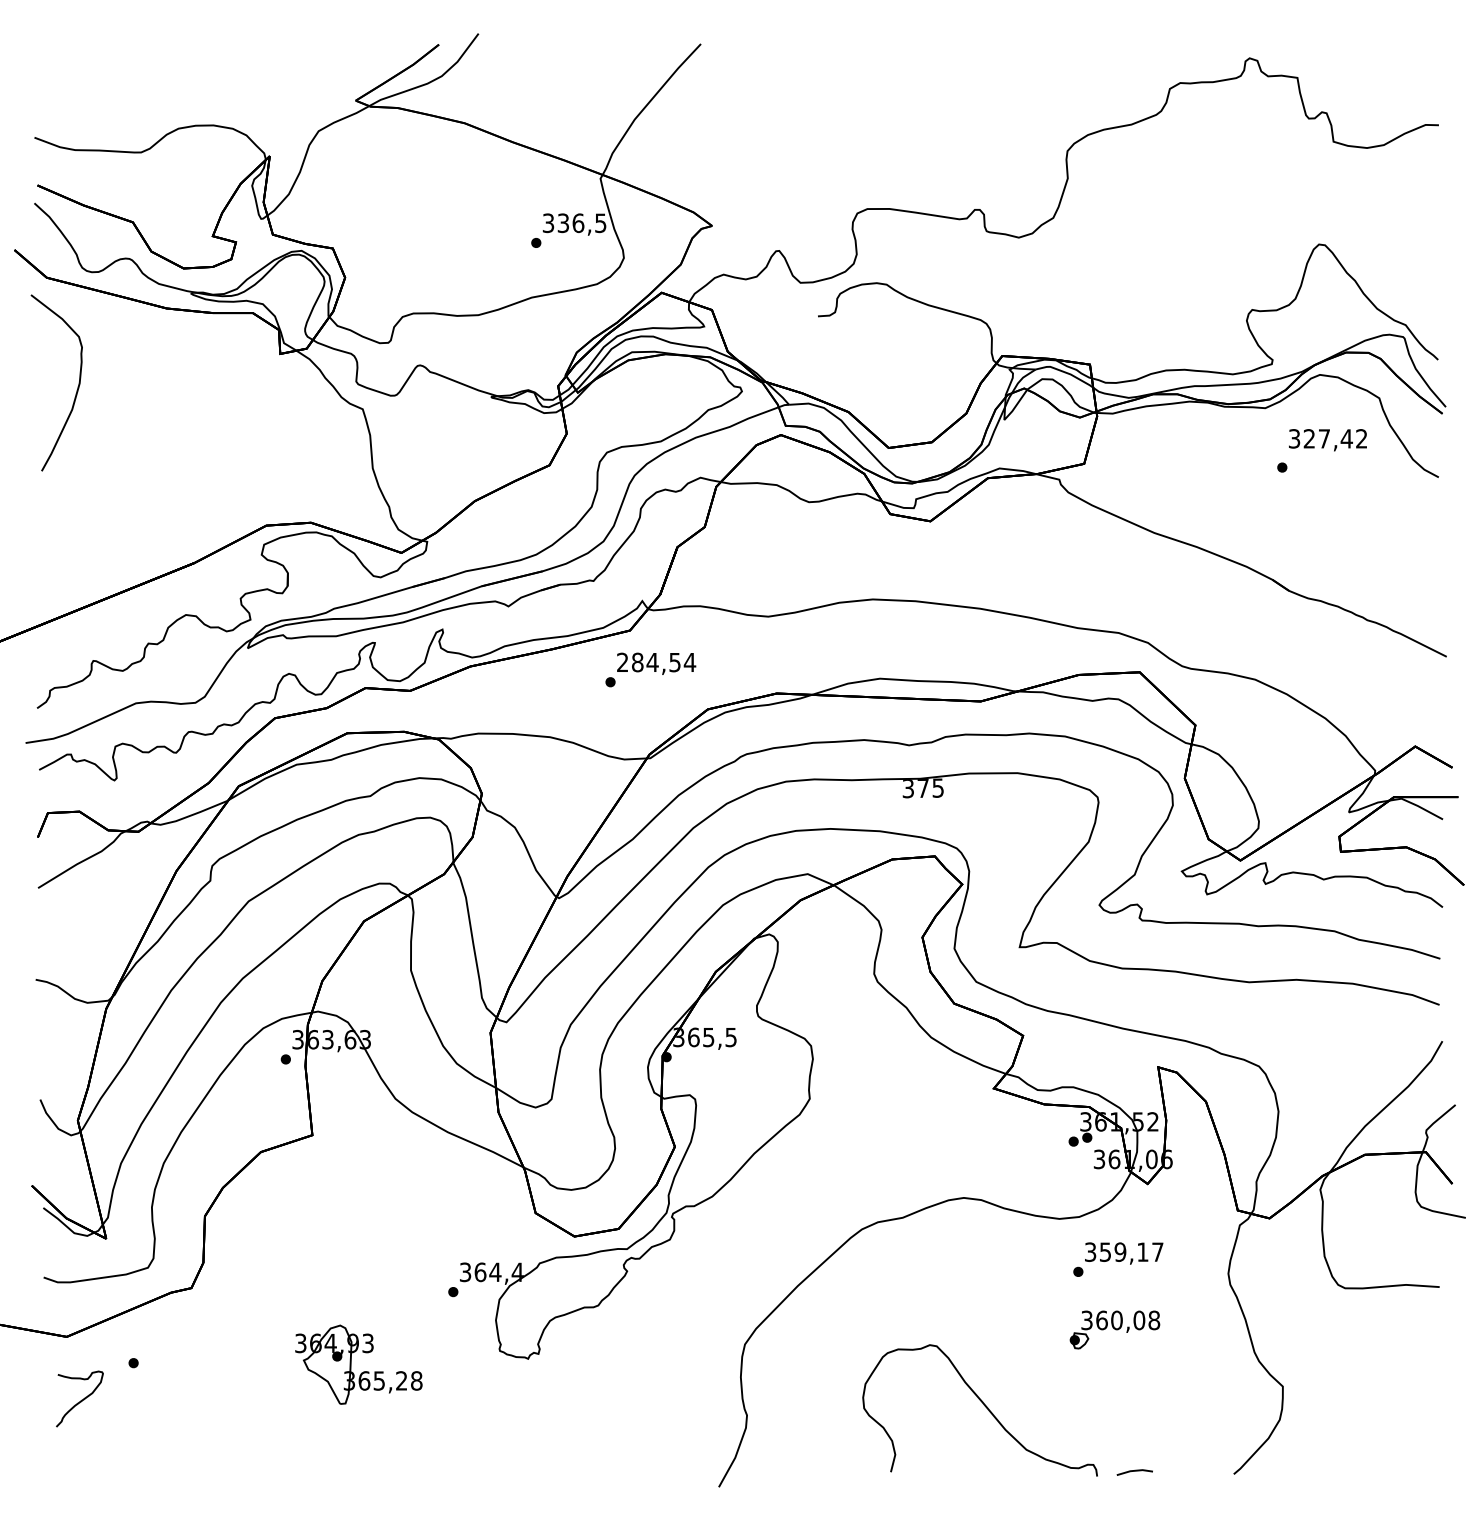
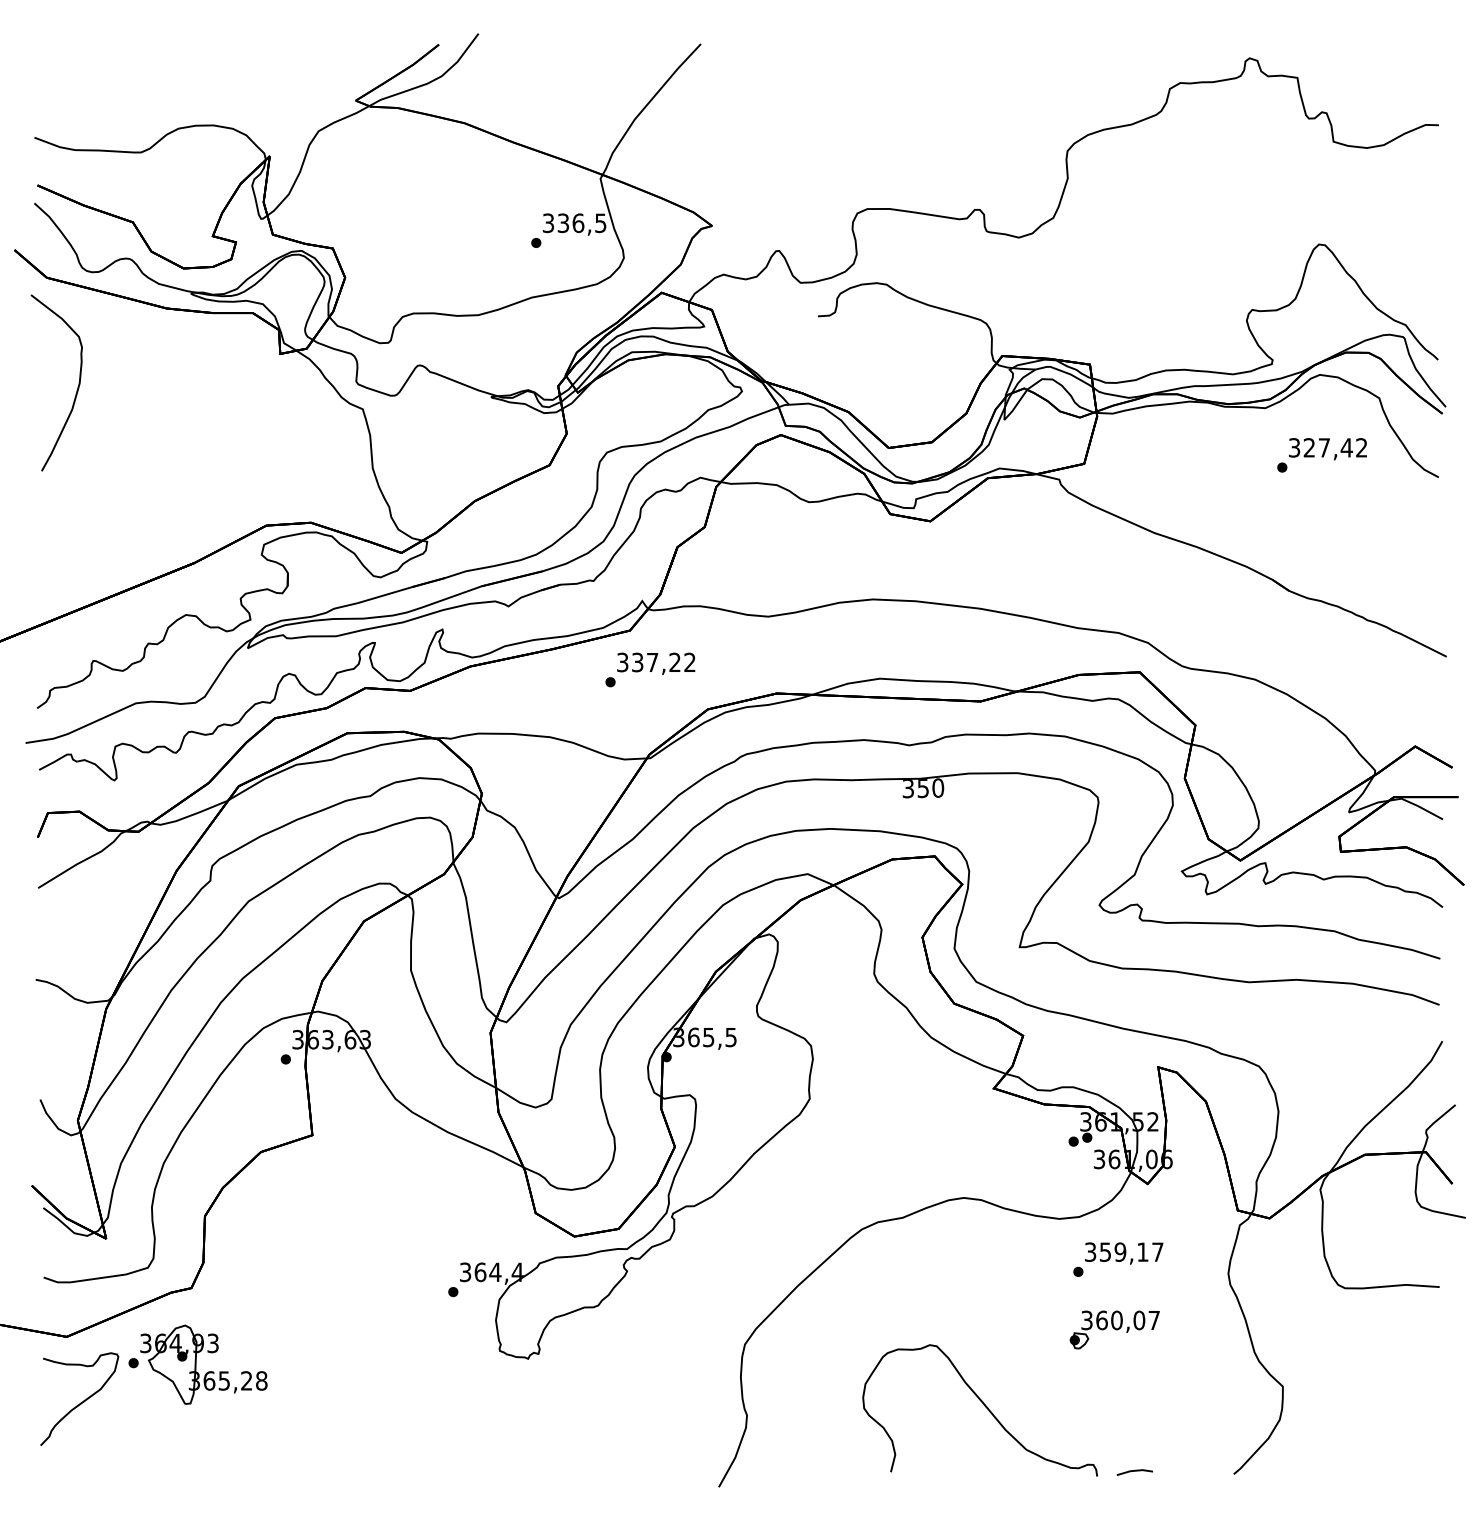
text position: (1327, 440) -> (1327, 449) (1327, 449)
text: 284,54 -> 337,22 (656, 662)
text: 375 -> 350 (930, 788)
text: 360,08 -> 360,07 (1154, 1320)
part position: (351, 1364) -> (196, 1364) (196, 1364)
part size: 48x58 px -> 80x94 px (79, 1398)
